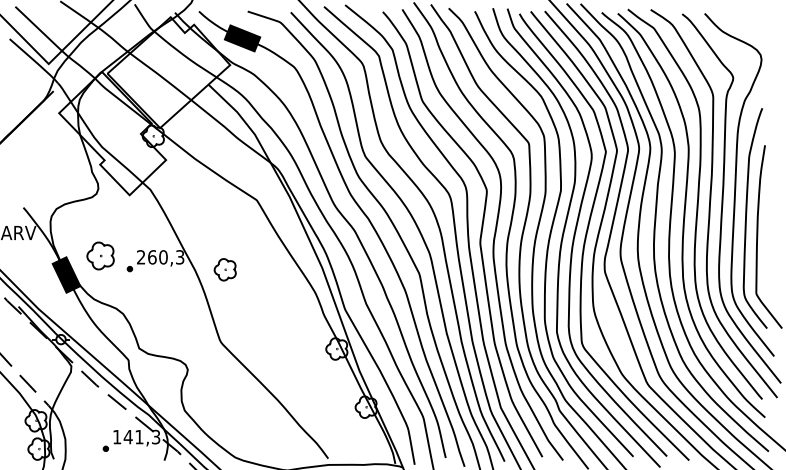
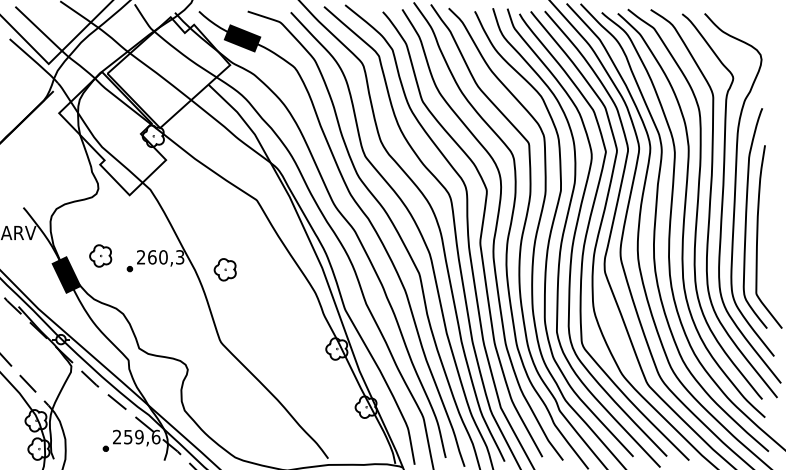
part size: 29x30 px -> 24x24 px (100, 255)
text: 141,3 -> 259,6 (136, 436)
